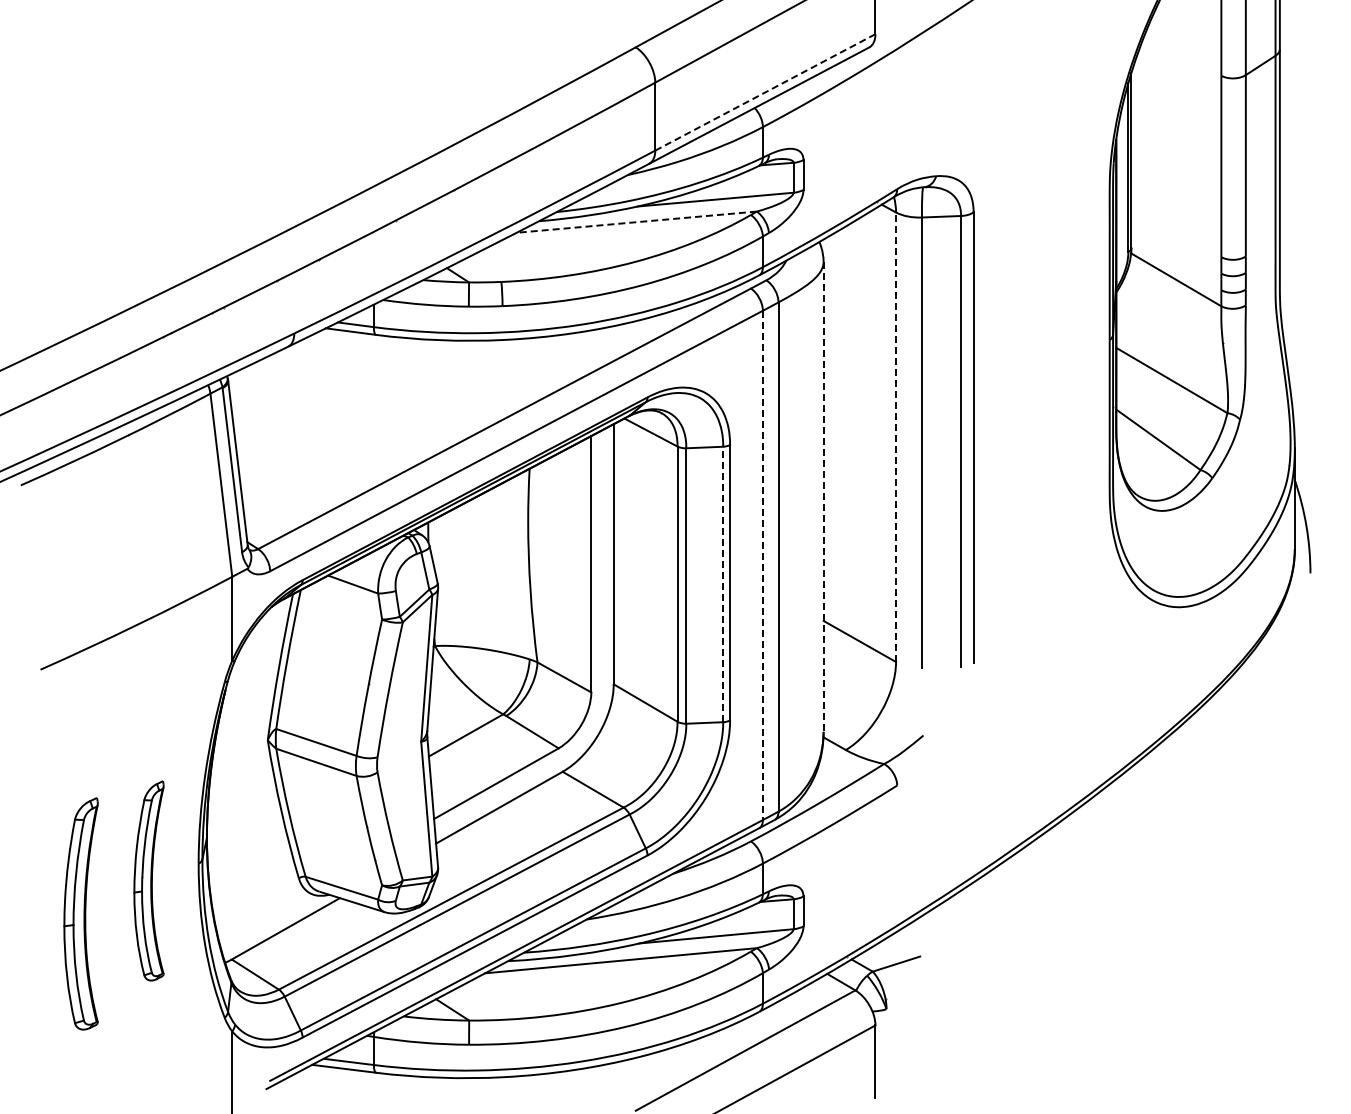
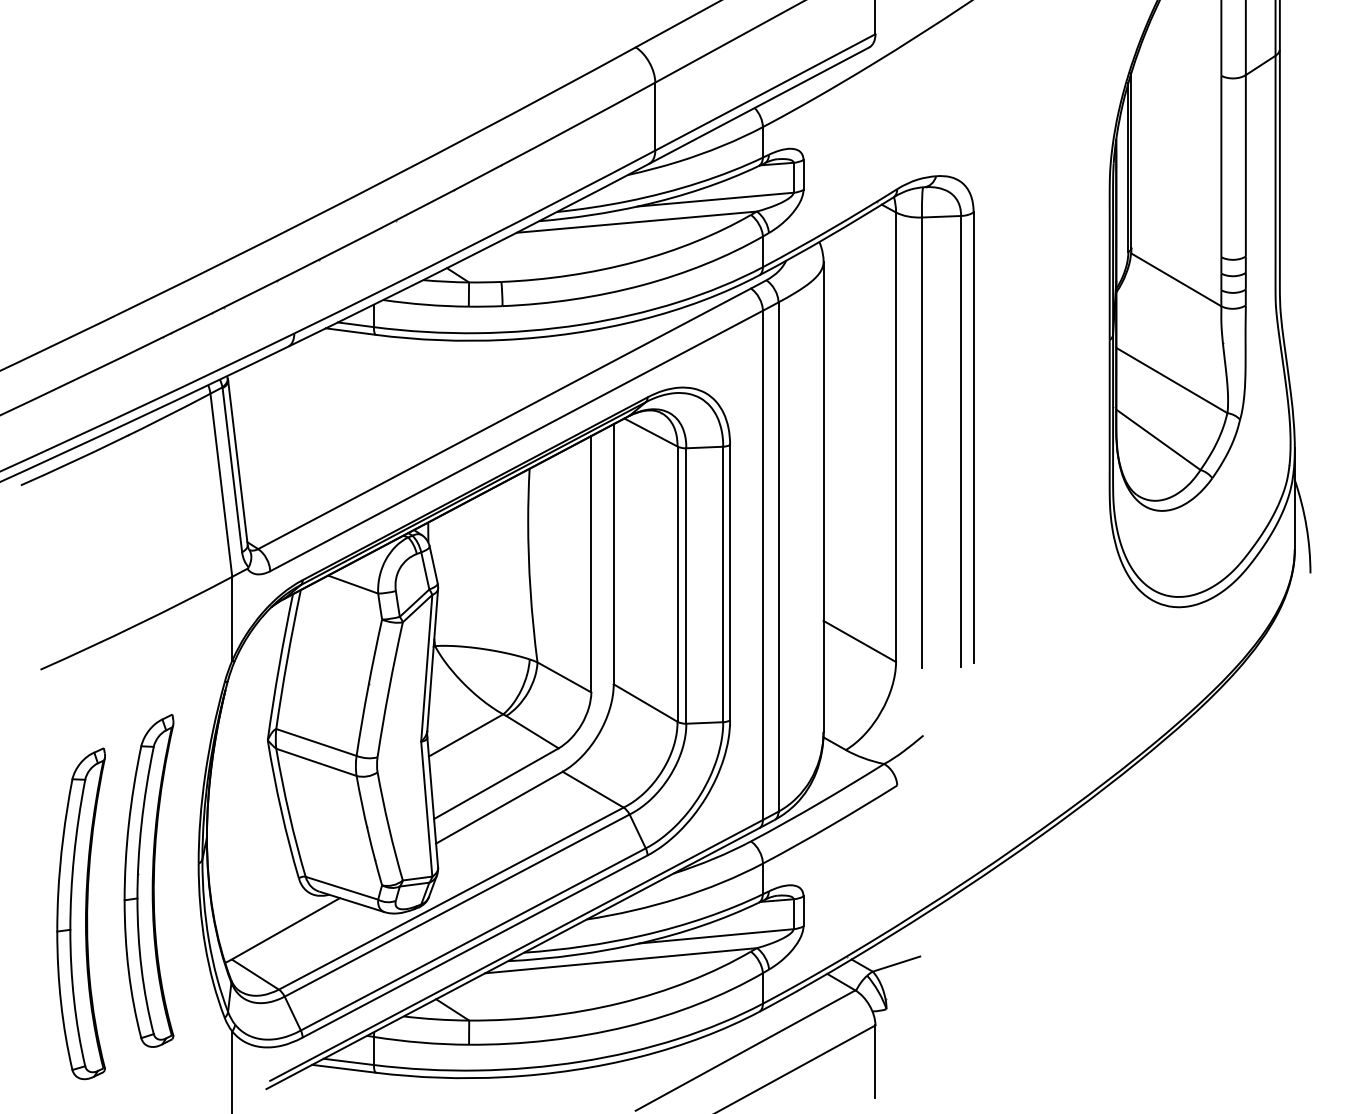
line: dashed -> solid (765, 92)
line: dashed -> solid (636, 222)
line: dashed -> solid (896, 437)
line: dashed -> solid (823, 496)
line: dashed -> solid (762, 565)
line: dashed -> solid (723, 584)
part size: 32x202 px -> 52x334 px (148, 880)
part size: 36x234 px -> 50x334 px (80, 913)
